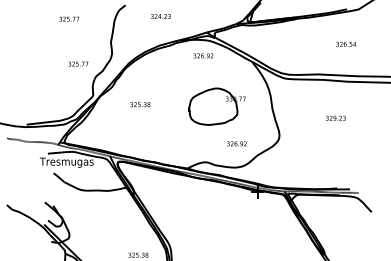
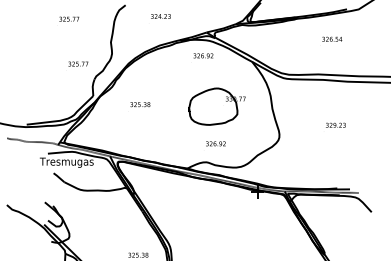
text position: (346, 43) -> (332, 38) (332, 38)
text position: (335, 117) -> (335, 124) (335, 124)
text position: (236, 143) -> (215, 143) (215, 143)
